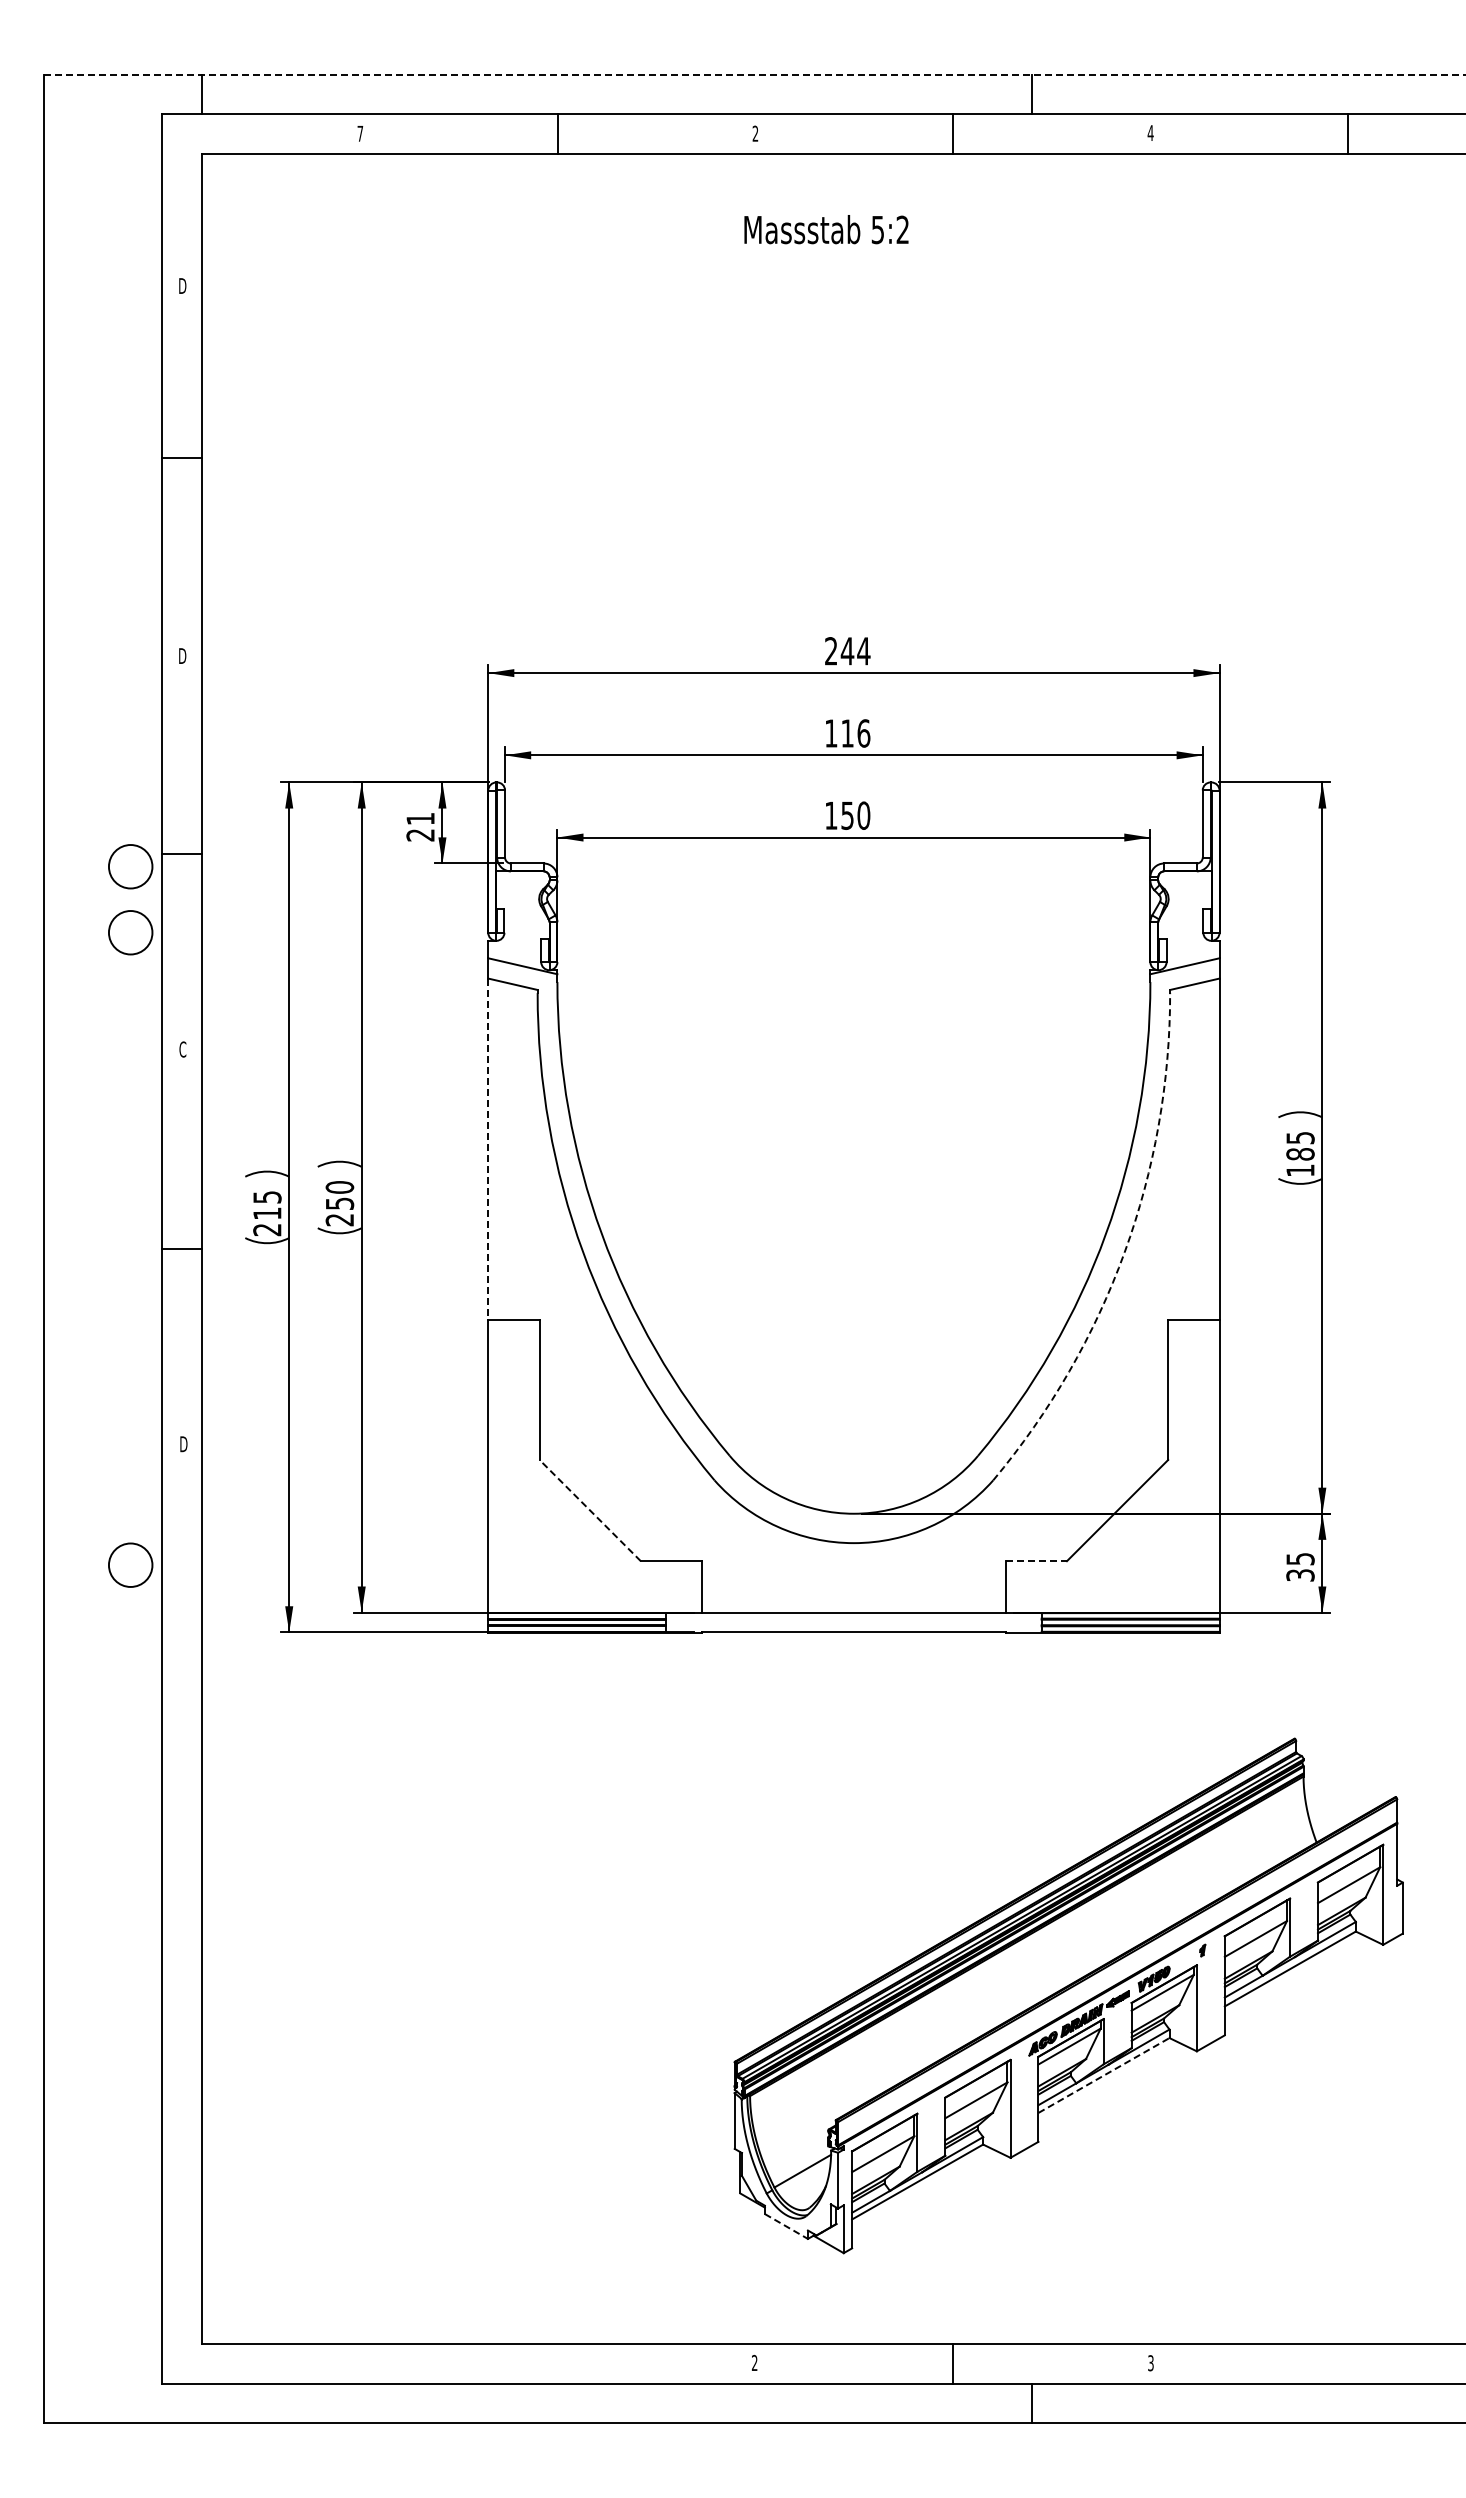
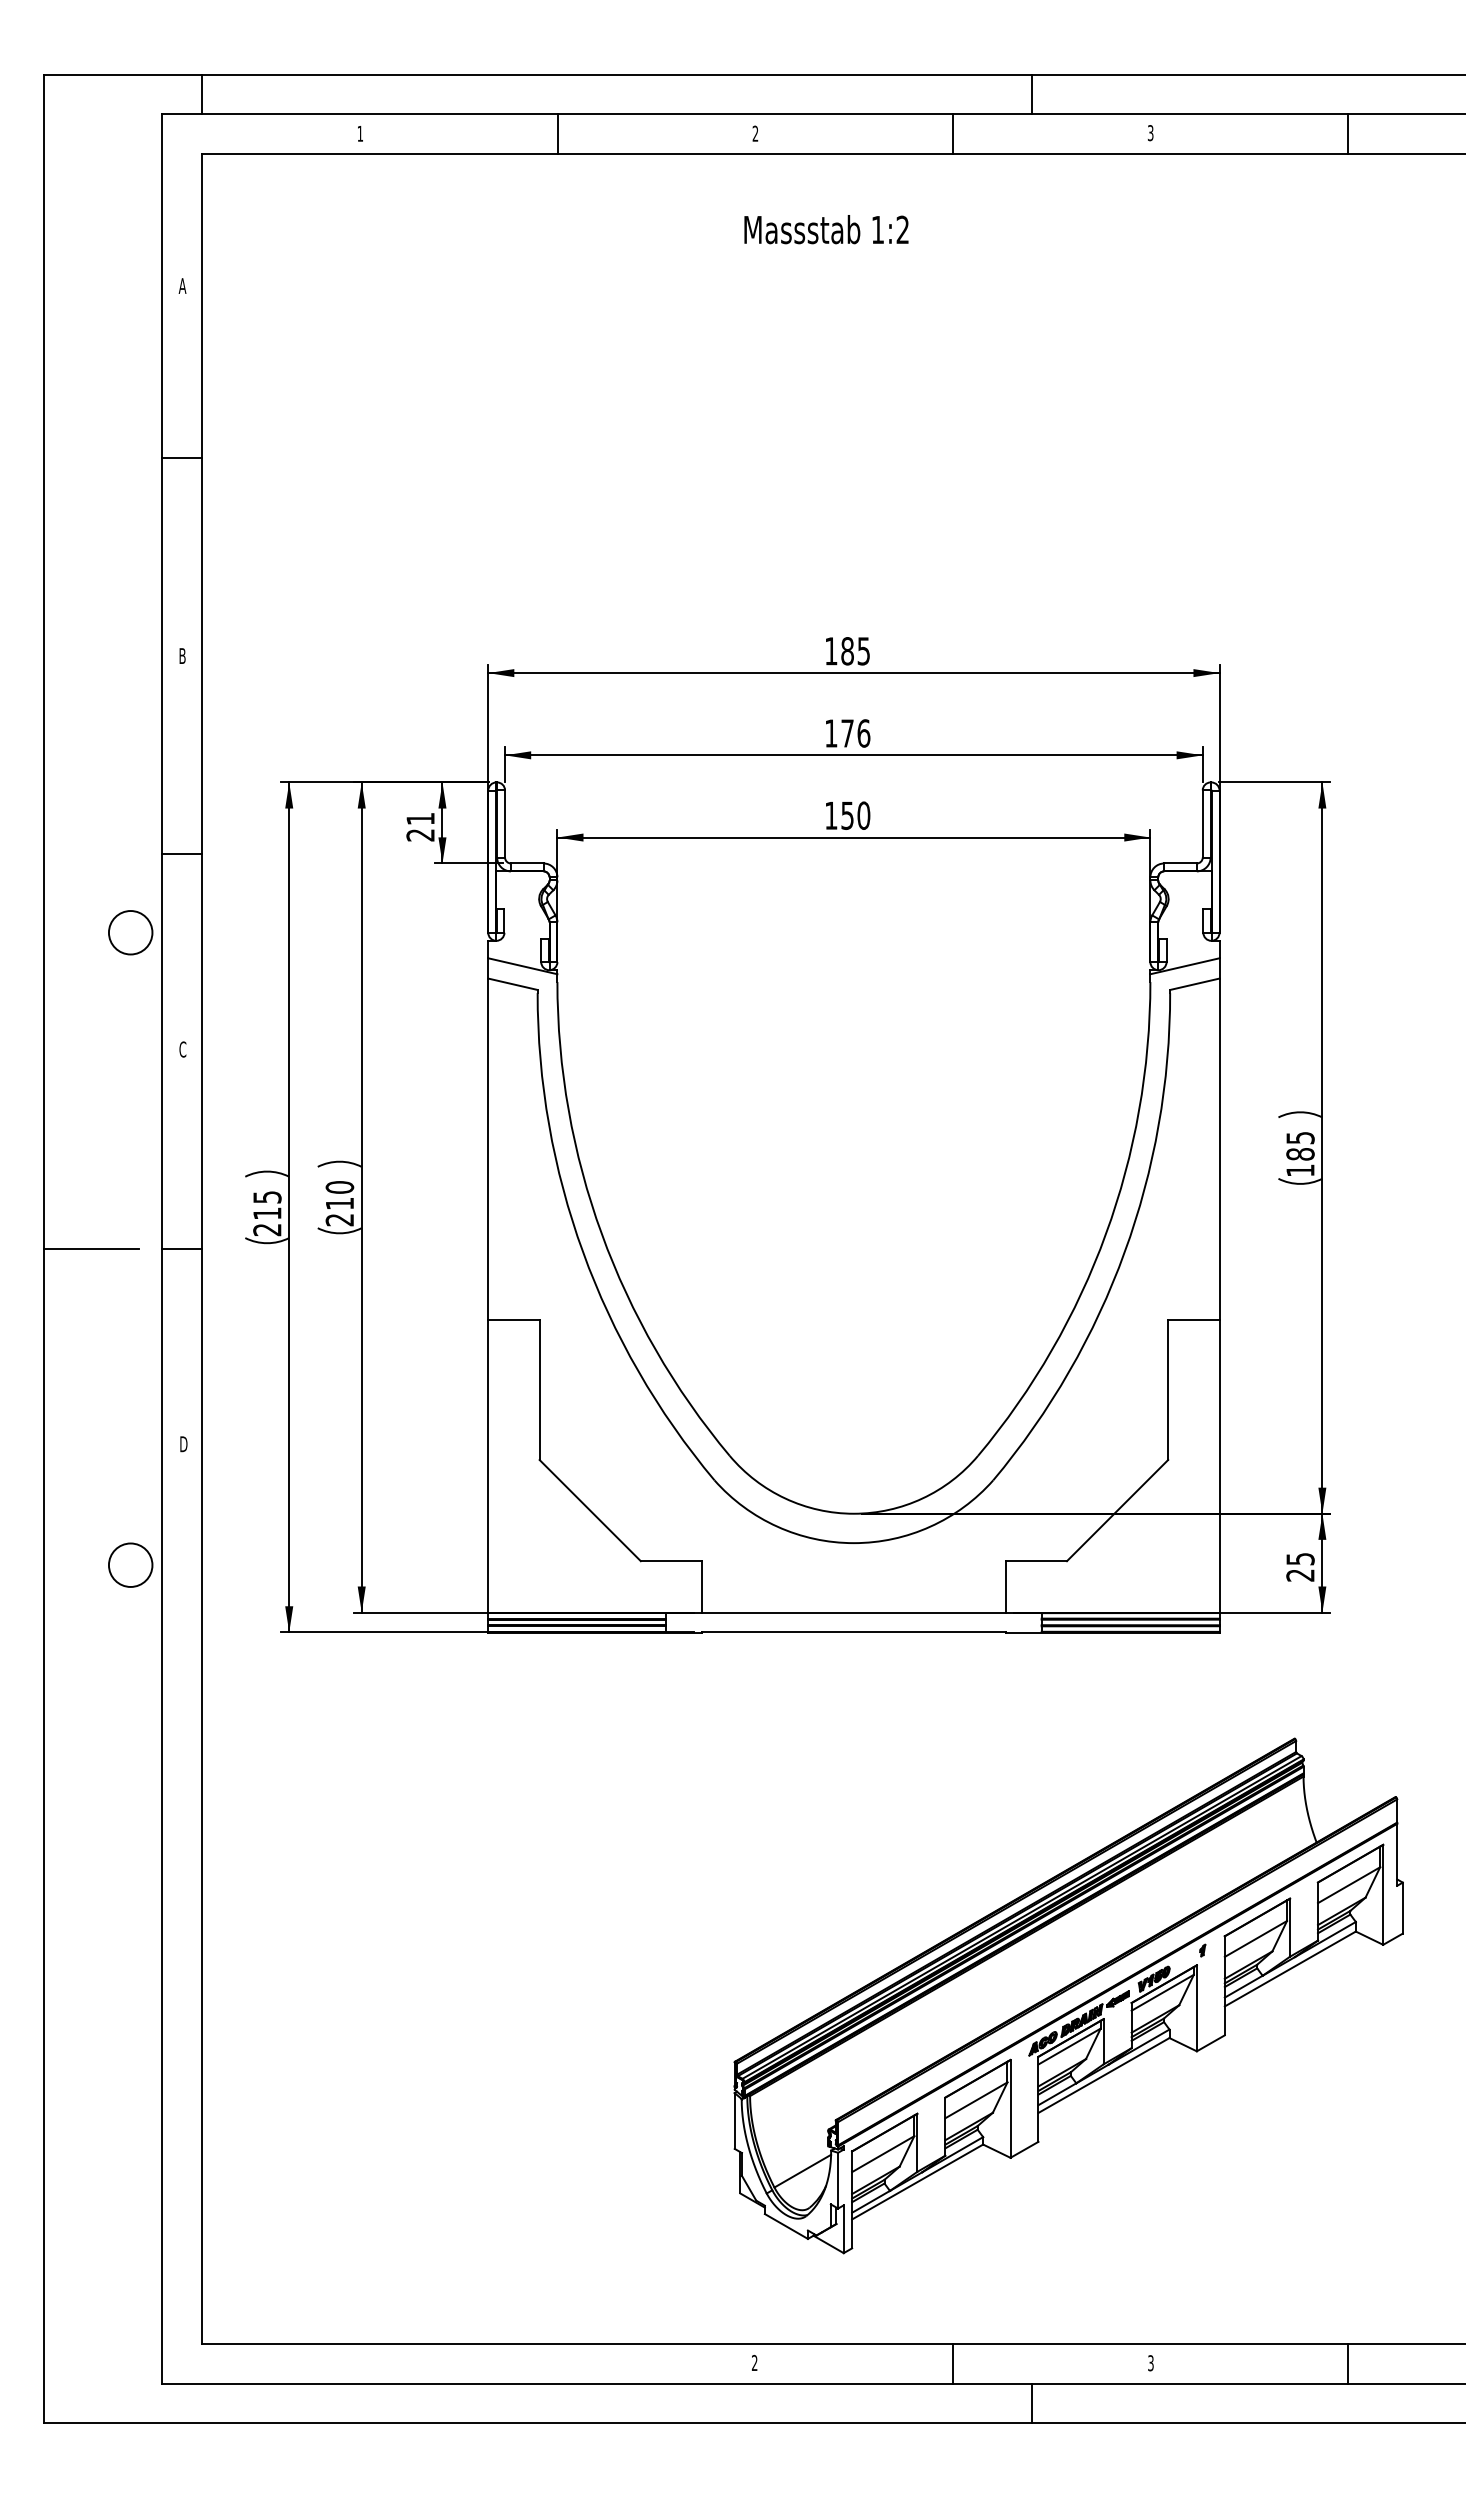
line: dashed -> solid (754, 74)
text: 7 -> 1 (360, 133)
text: 4 -> 3 (1150, 133)
text: 5:2 -> 1:2 (877, 230)
text: D -> A (182, 285)
text: 244 -> 185 (847, 651)
text: D -> B (182, 655)
text: 116 -> 176 (847, 733)
circle: present -> none (130, 866)
line: dashed -> solid (488, 1149)
text: 250 -> 210 (340, 1203)
line: none -> present (90, 1249)
arc: dashed -> solid (1124, 1252)
line: dashed -> solid (590, 1510)
line: dashed -> solid (1037, 1561)
text: 35 -> 25 (1300, 1575)
line: dashed -> solid (1104, 2075)
line: dashed -> solid (786, 2226)
line: none -> present (1348, 2363)
